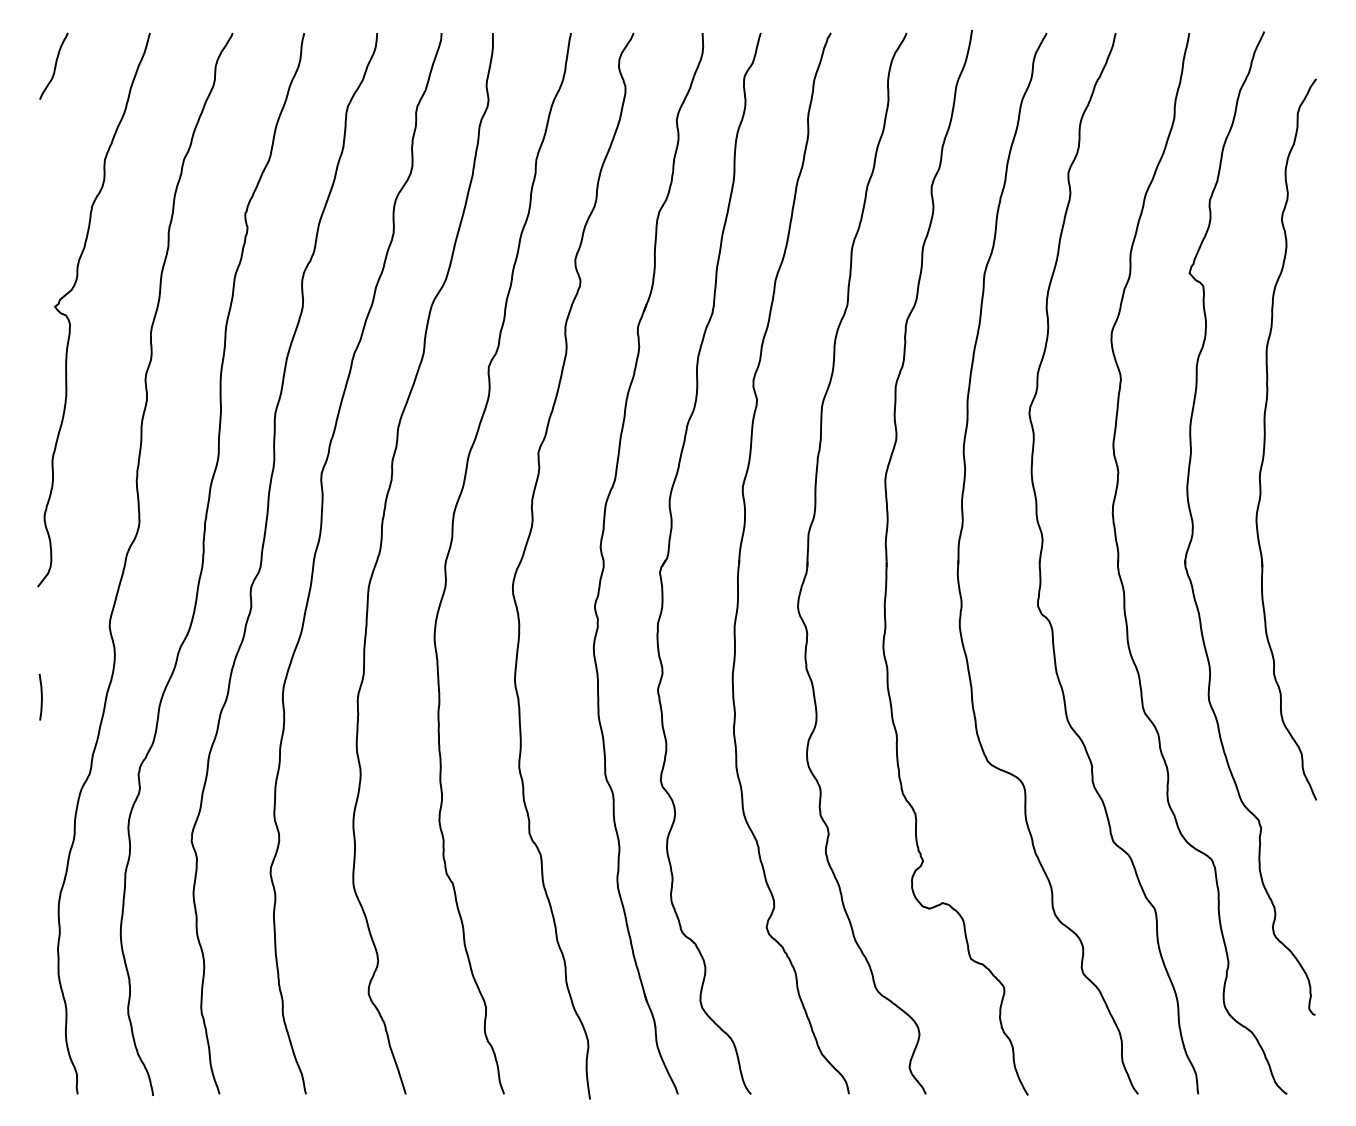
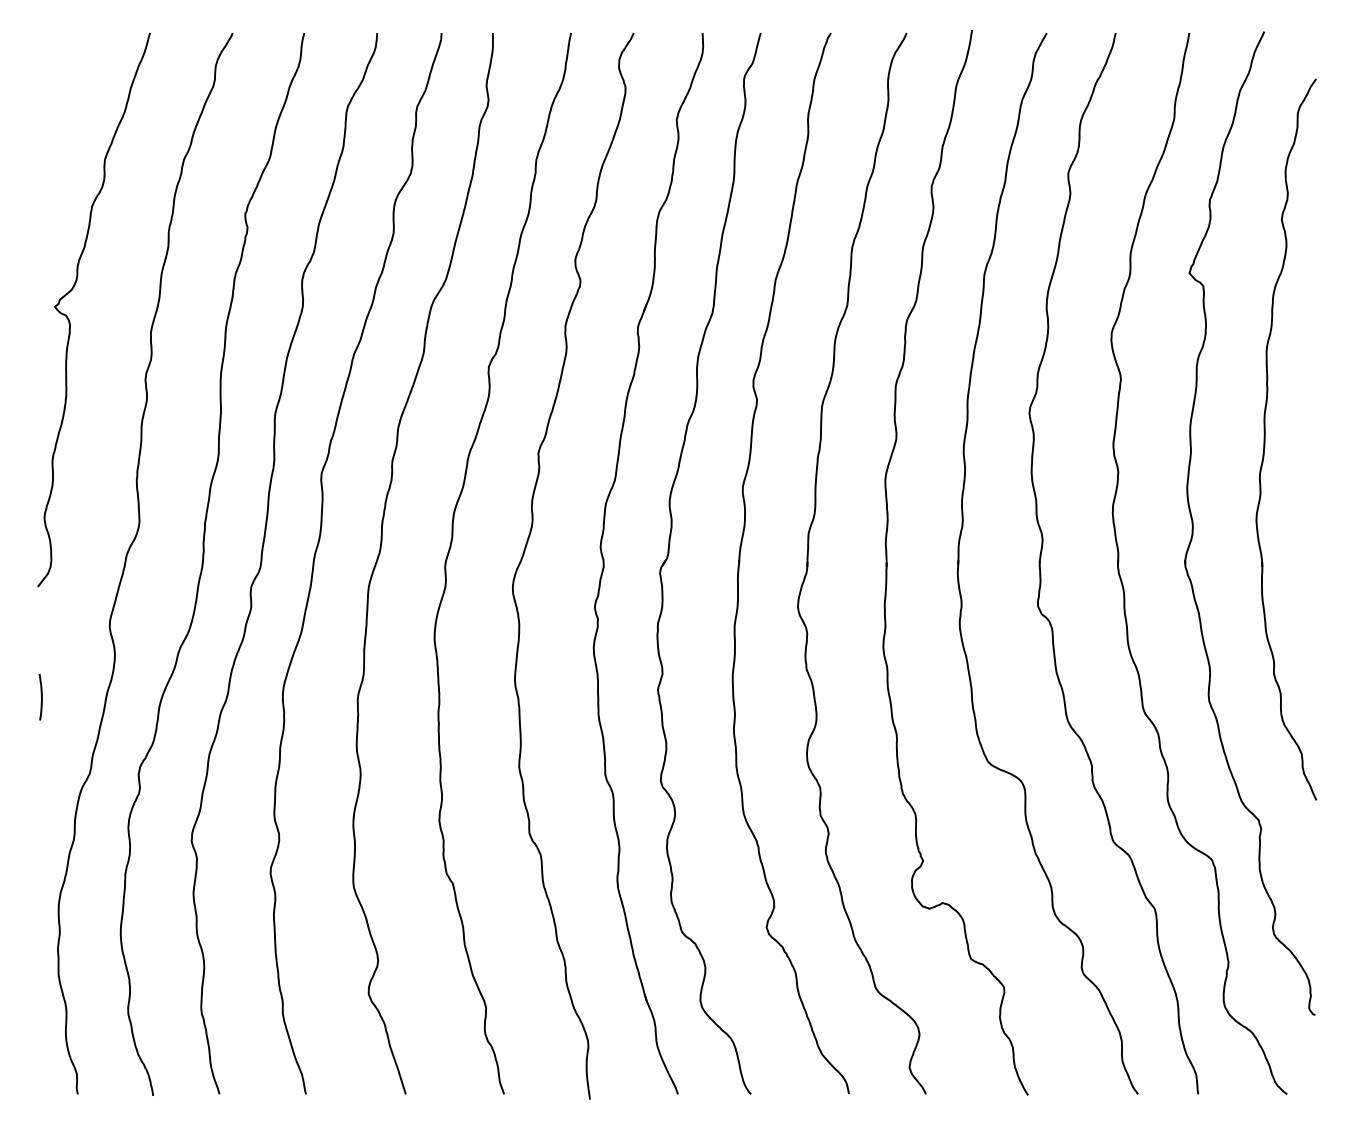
curve: present -> none (54, 65)
